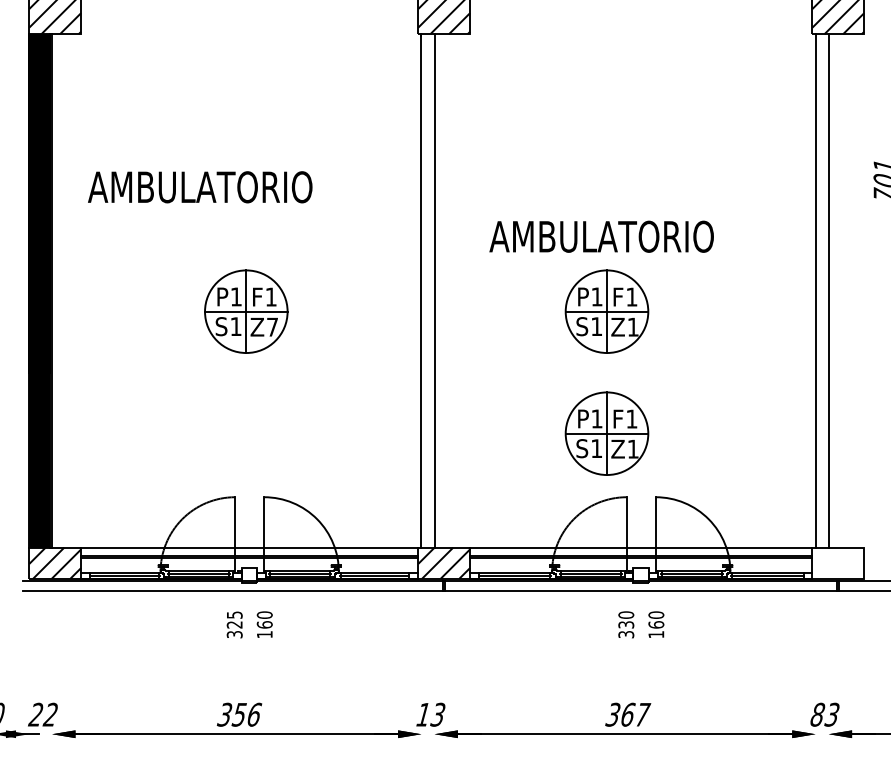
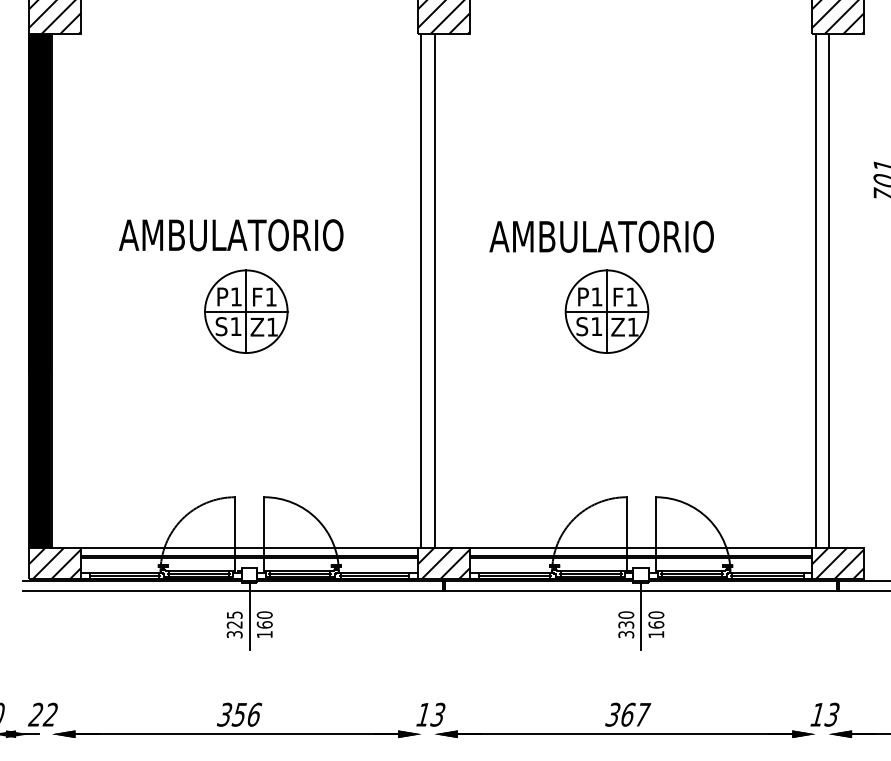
text position: (200, 187) -> (231, 235) (231, 235)
text: Z7 -> Z1 (272, 326)
part: present -> none (606, 433)
hatch: none -> present (838, 562)
line: none -> present (249, 616)
line: none -> present (641, 616)
text: 83 -> 13 (817, 714)
